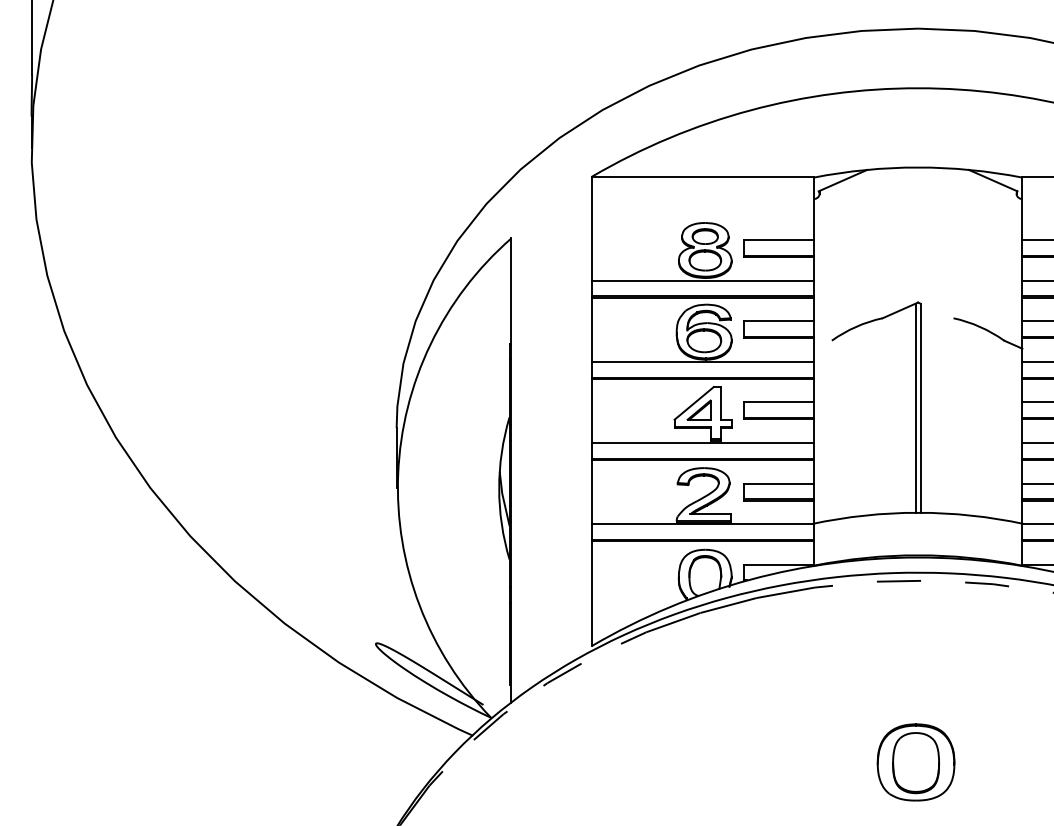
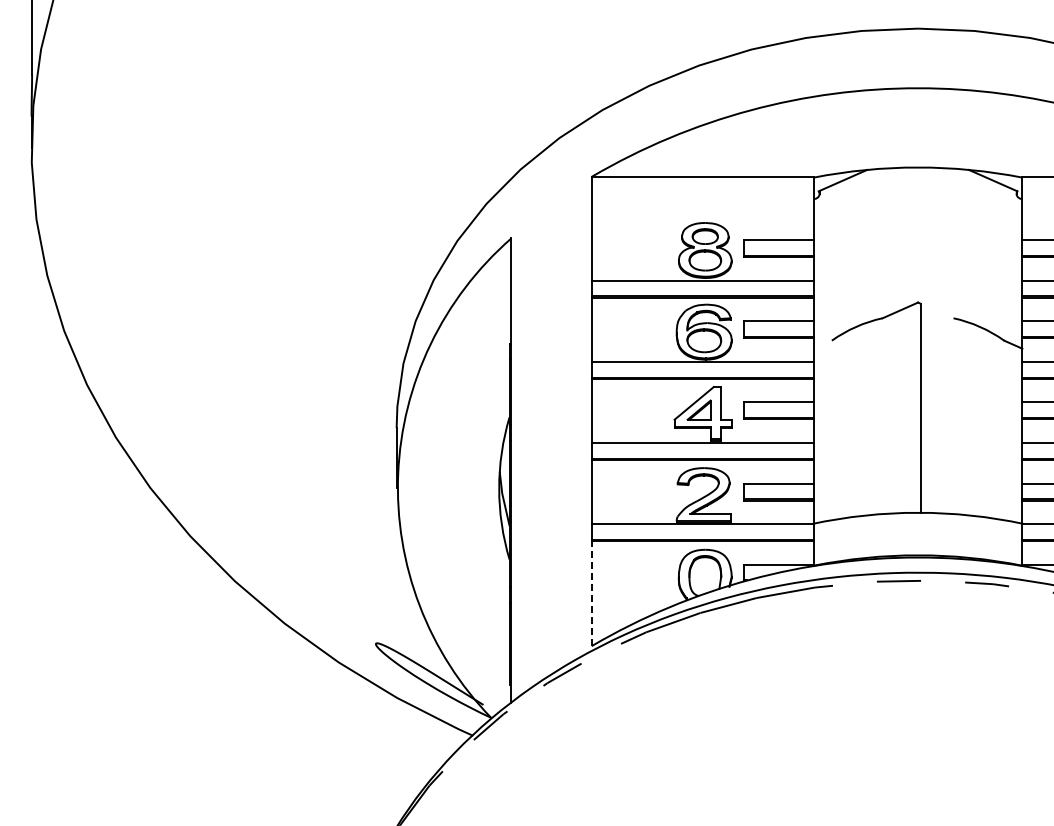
line: present -> none (915, 407)
line: solid -> dashed (591, 593)
part: present -> none (915, 762)
